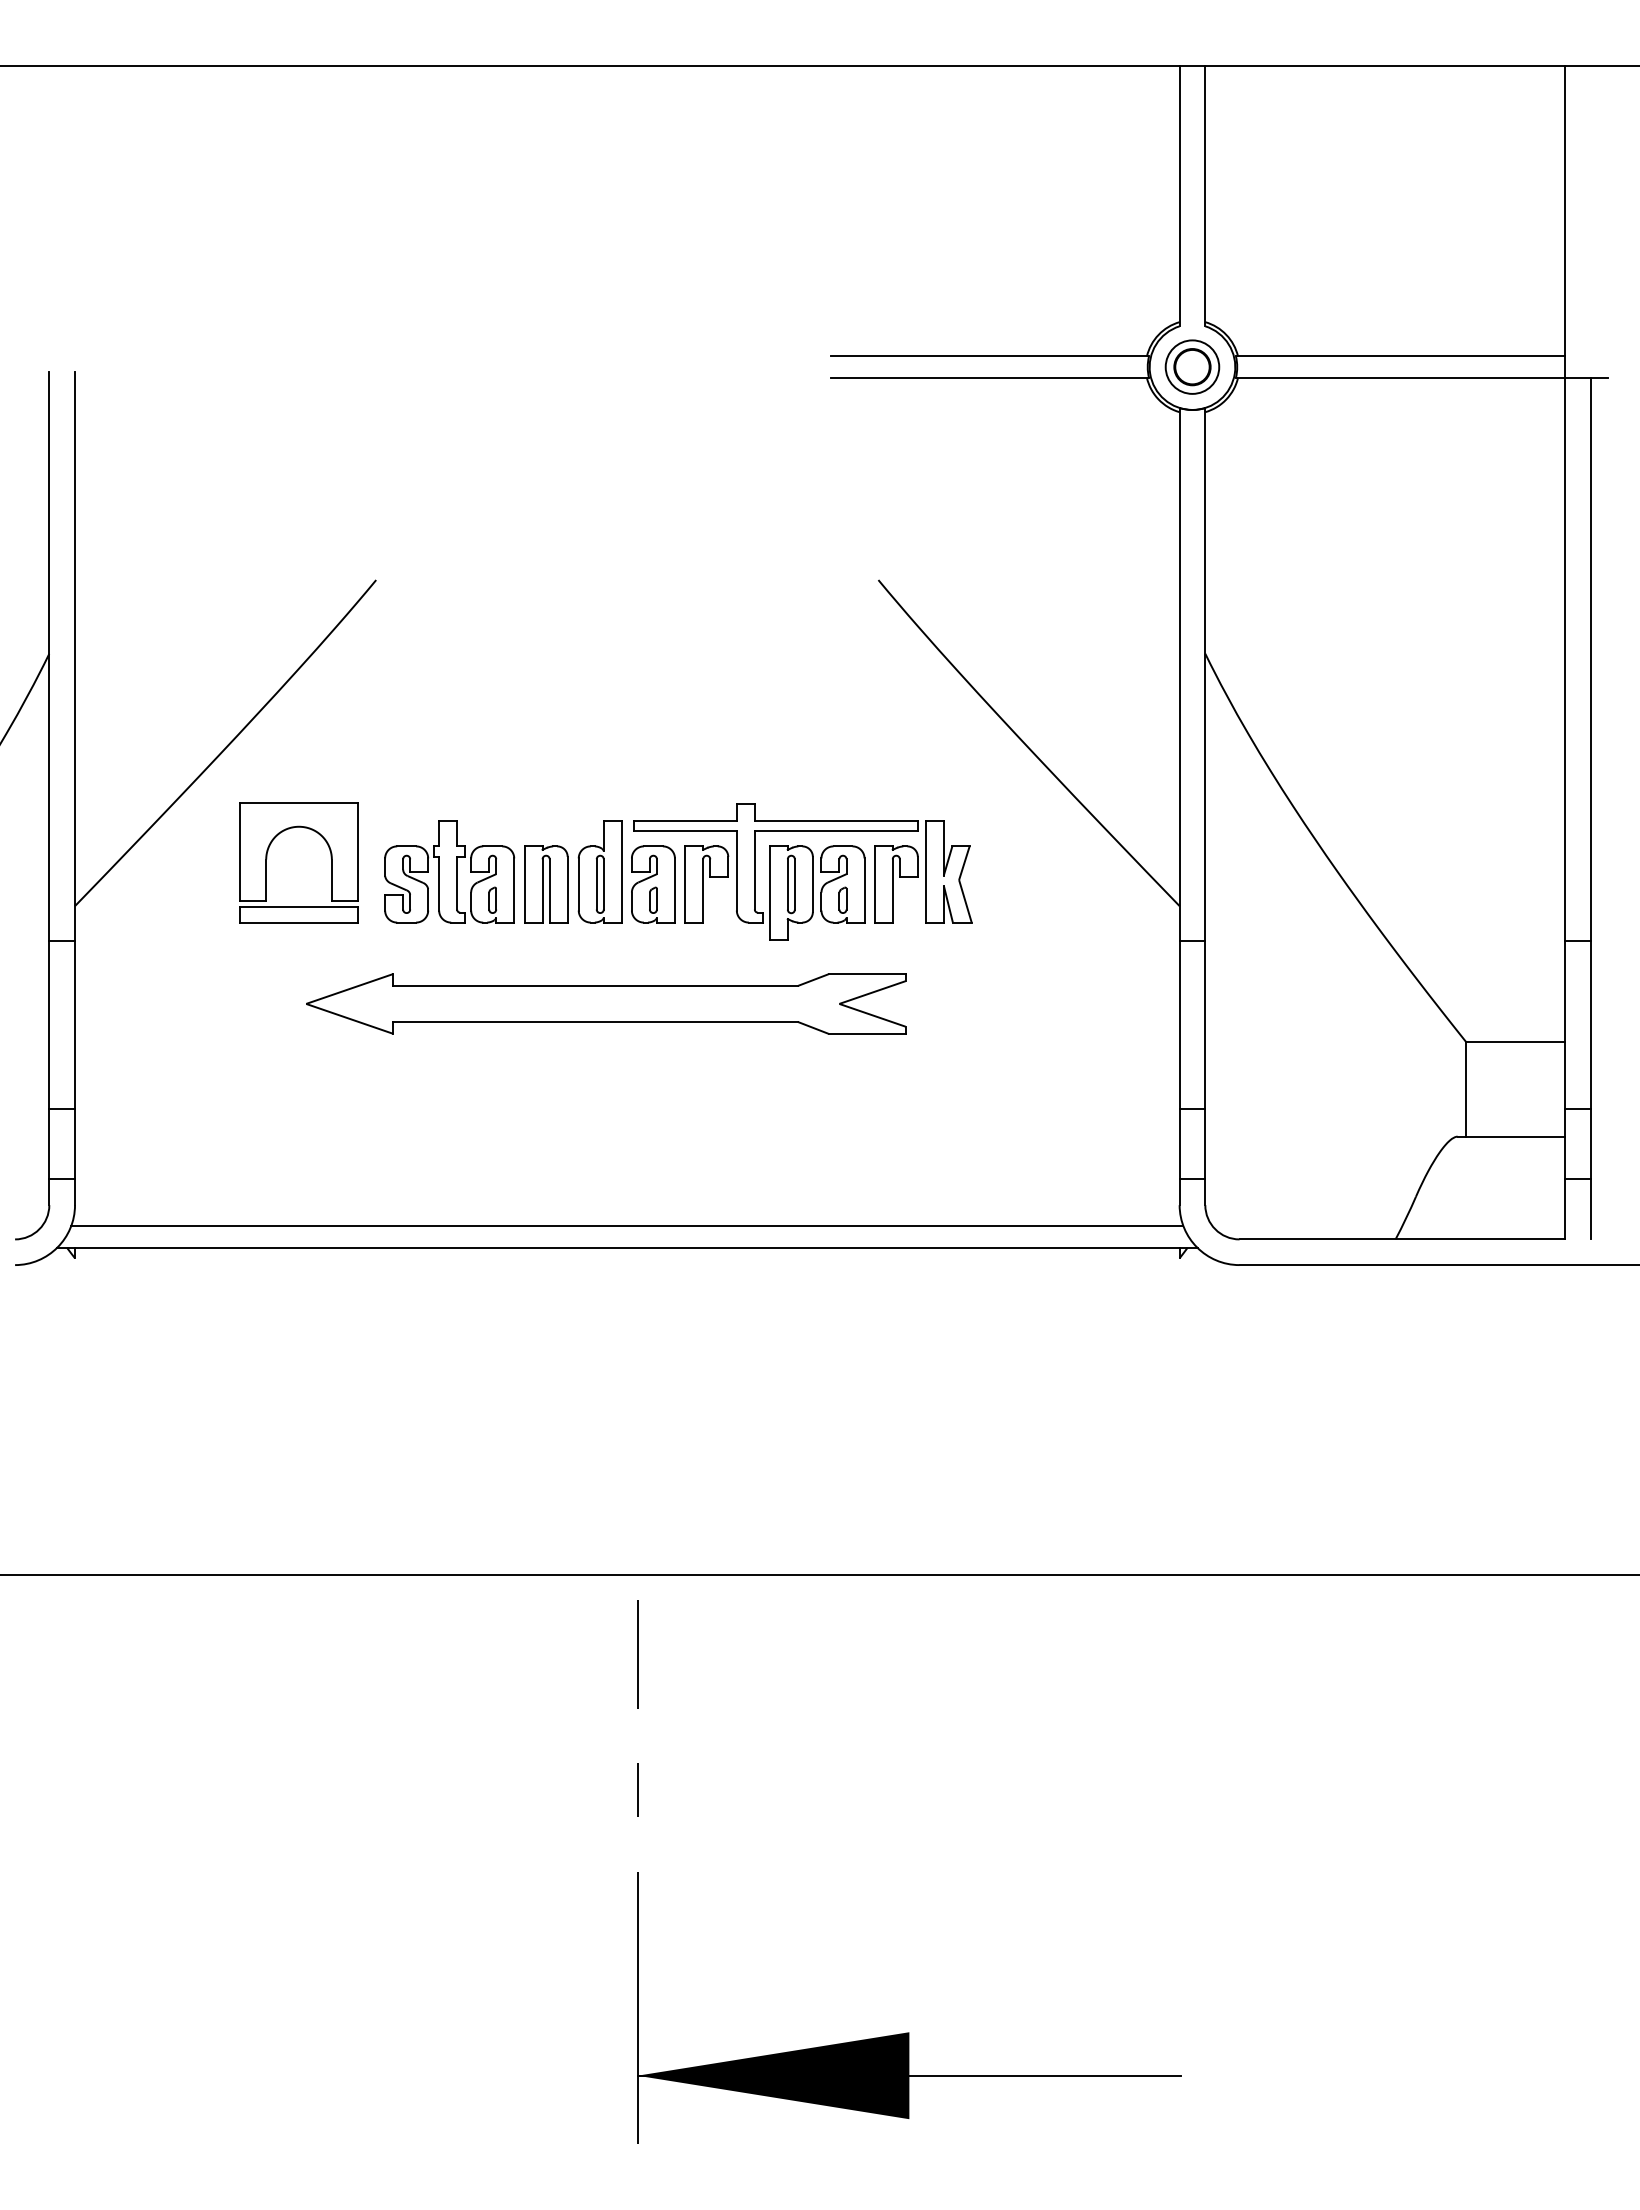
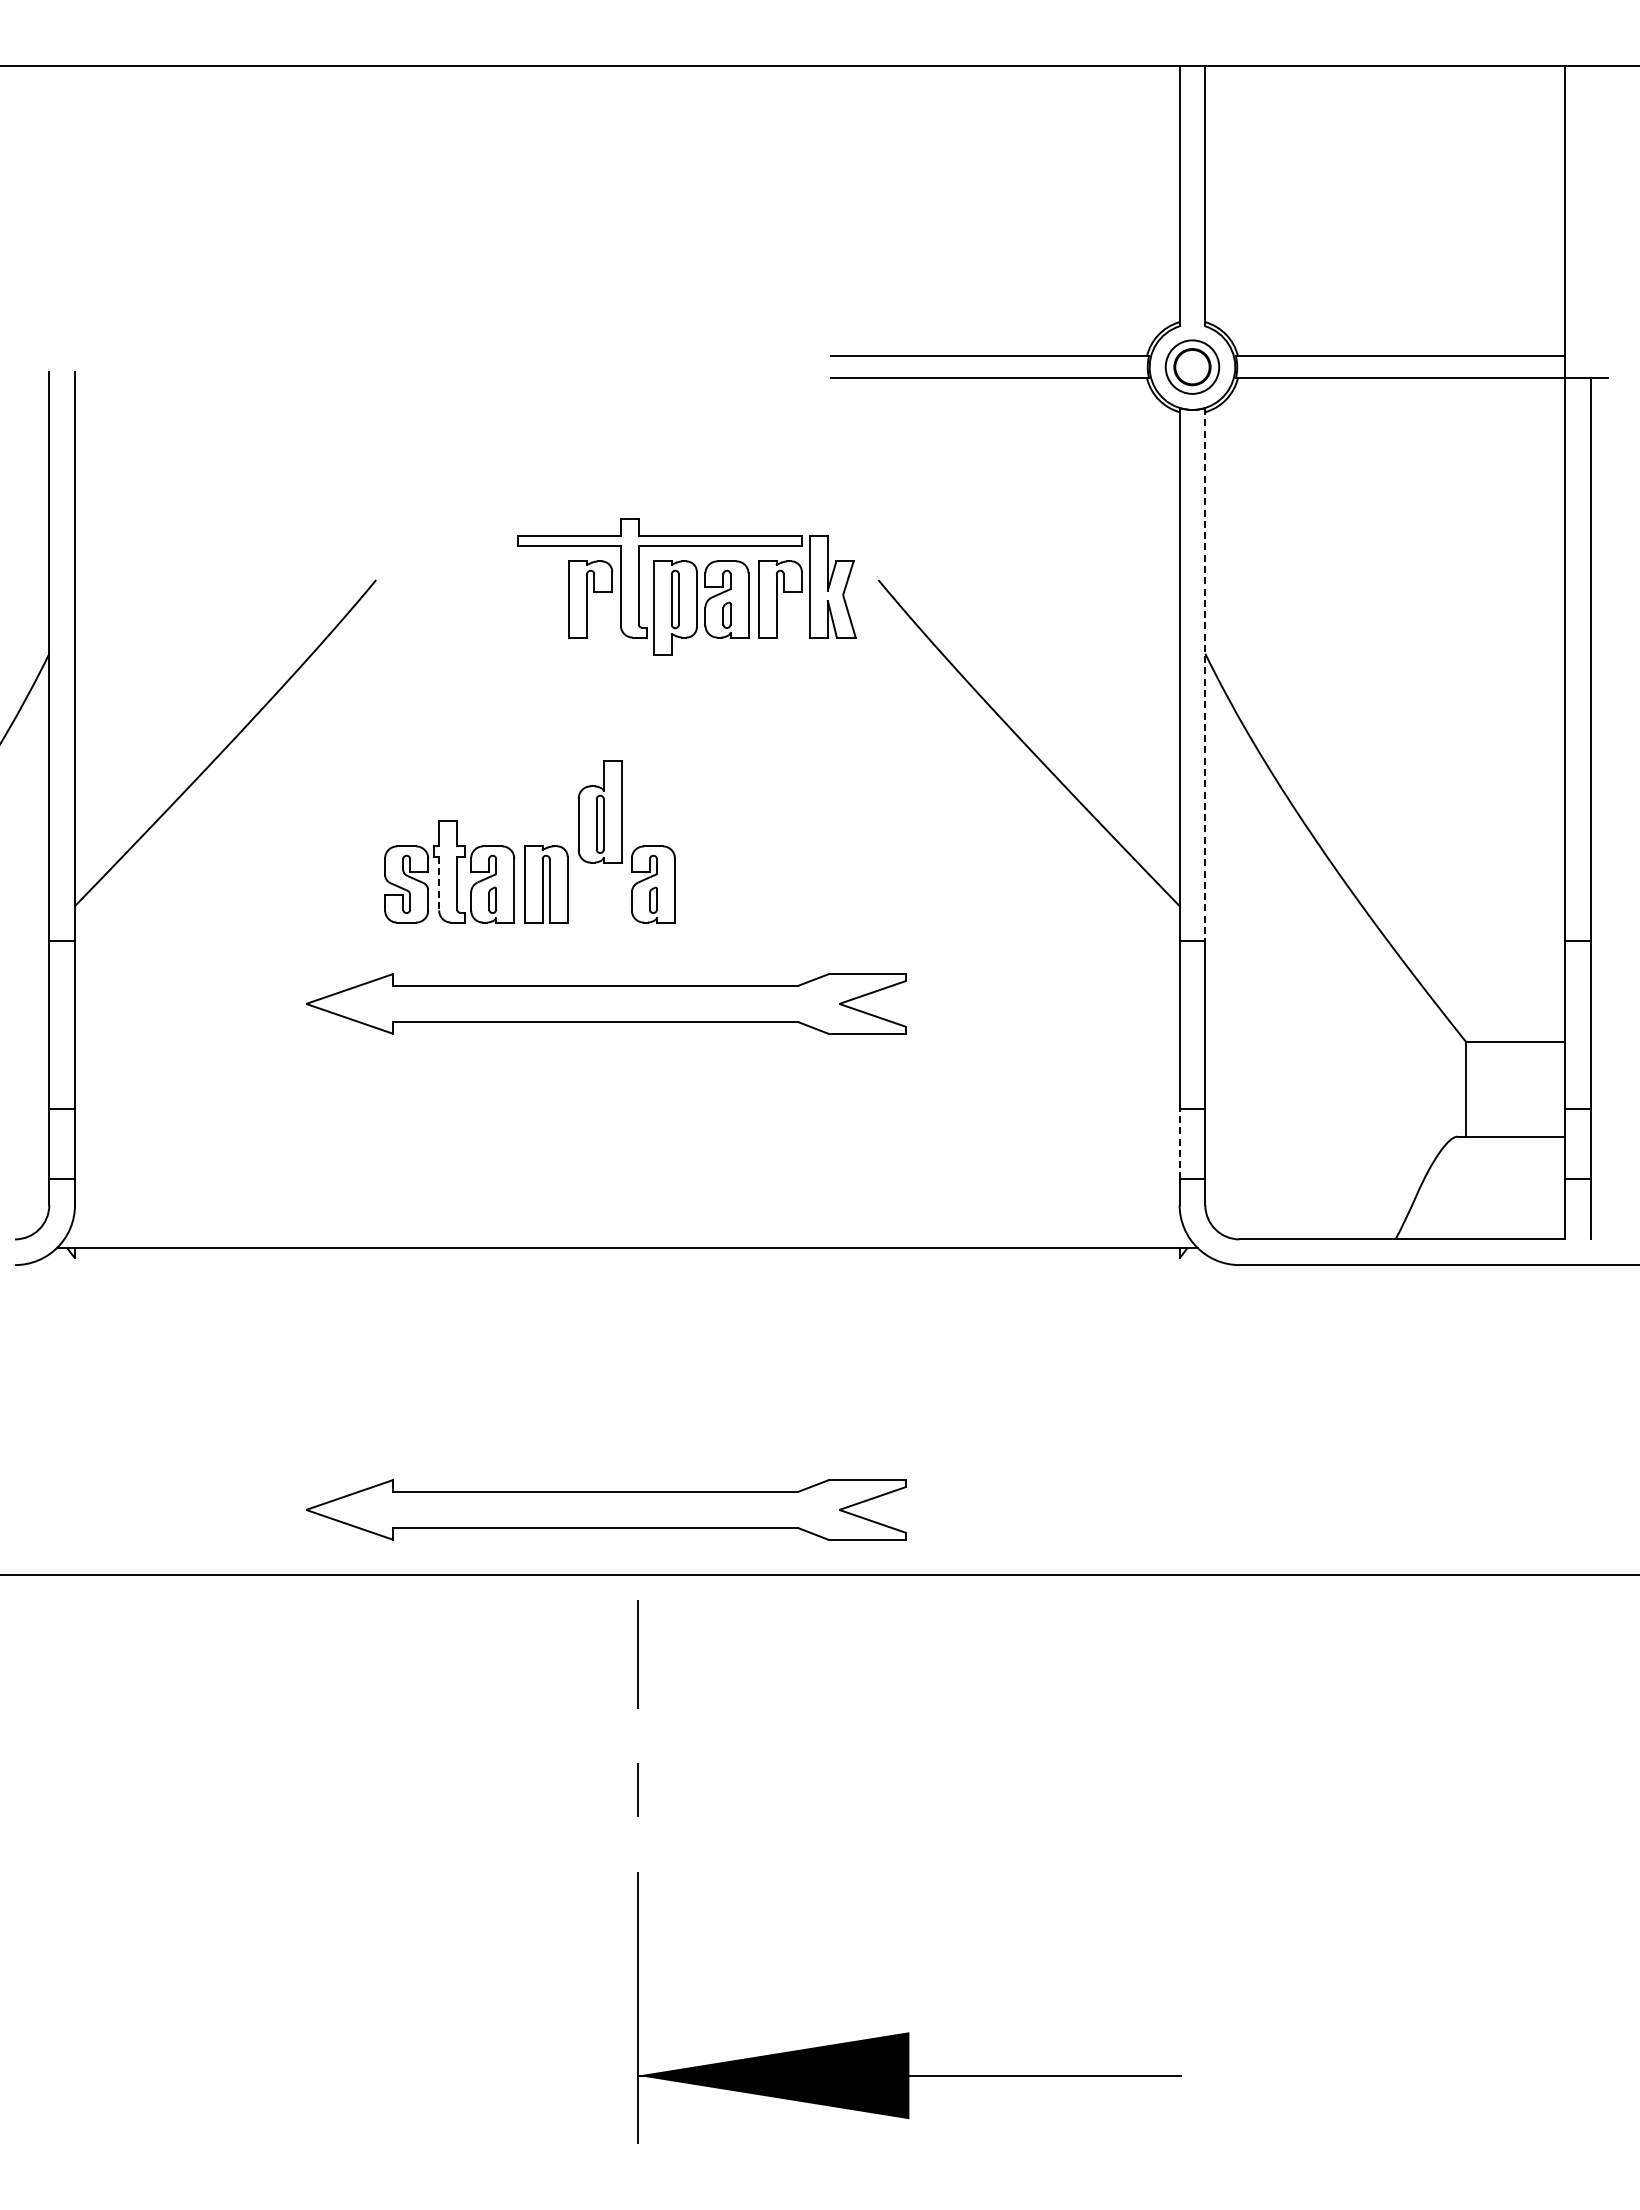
line: solid -> dashed (1205, 674)
part: present -> none (267, 858)
part position: (599, 871) -> (599, 811) (599, 811)
part position: (802, 871) -> (686, 586) (686, 586)
line: solid -> dashed (439, 883)
line: solid -> dashed (1179, 1143)
line: present -> none (627, 1225)
part: none -> present (606, 1509)
